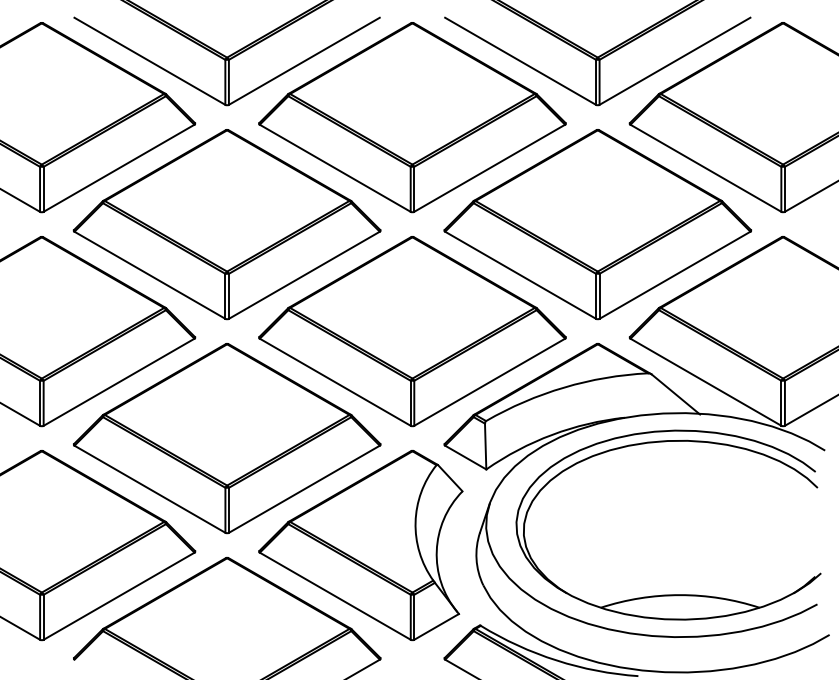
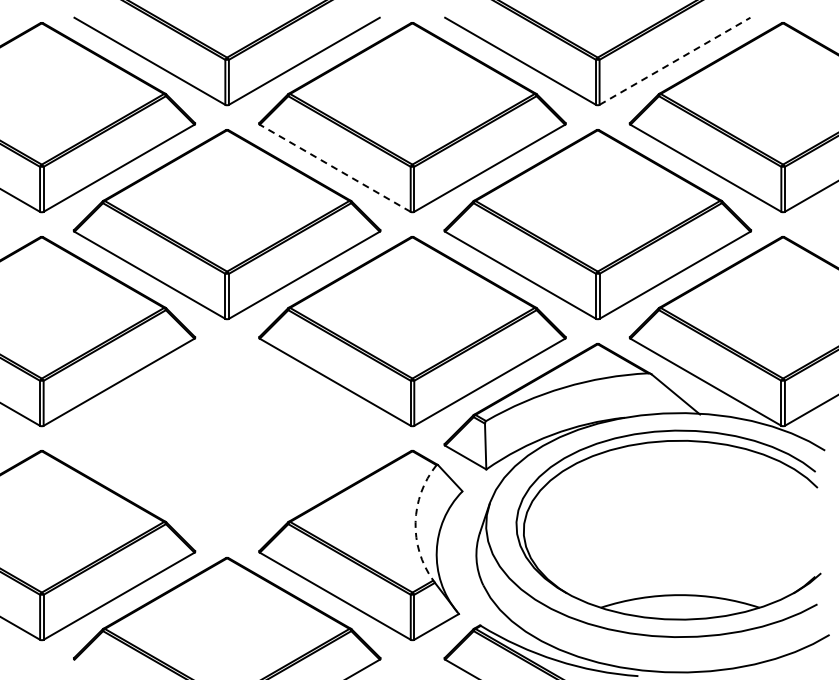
line: solid -> dashed (675, 61)
line: solid -> dashed (334, 168)
part: present -> none (227, 438)
arc: solid -> dashed (415, 522)
